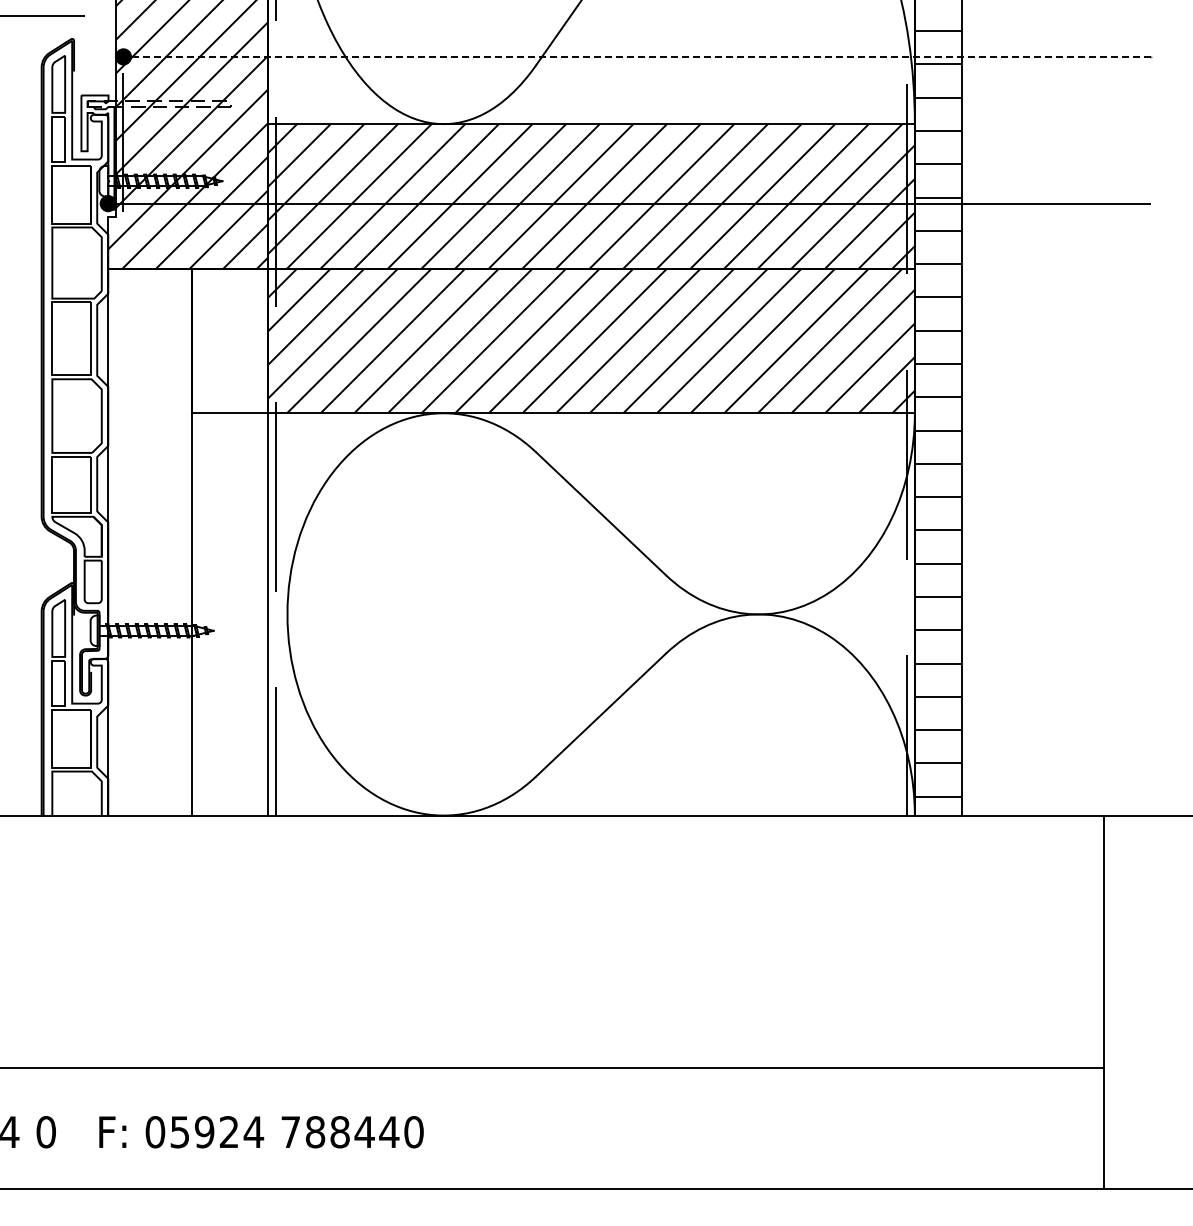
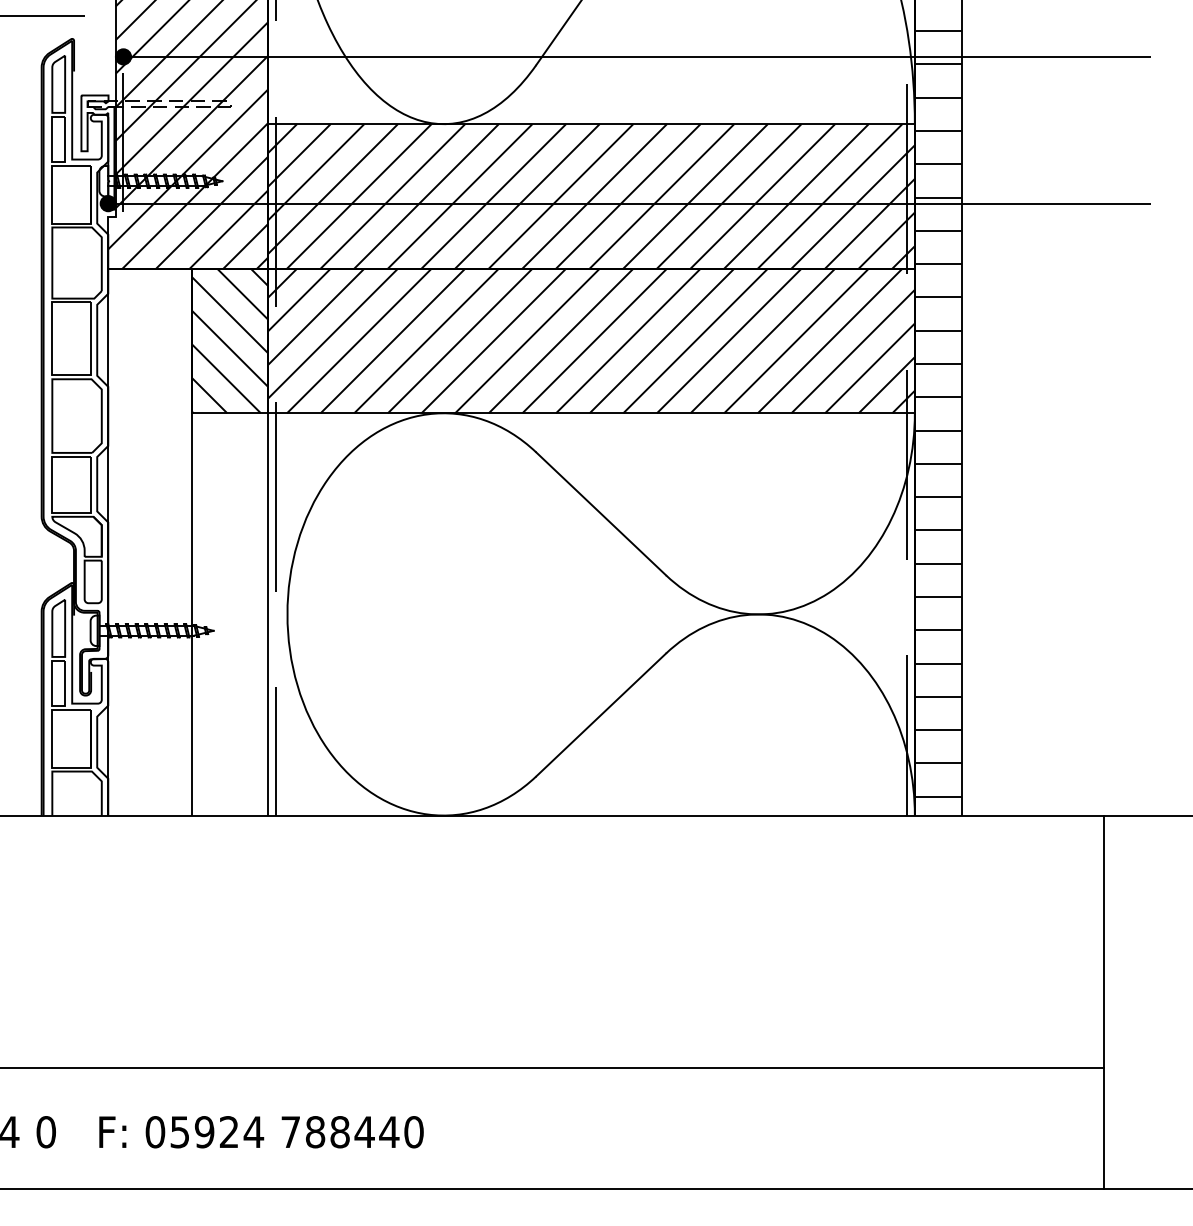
line: dashed -> solid (633, 56)
hatch: none -> present (229, 340)
